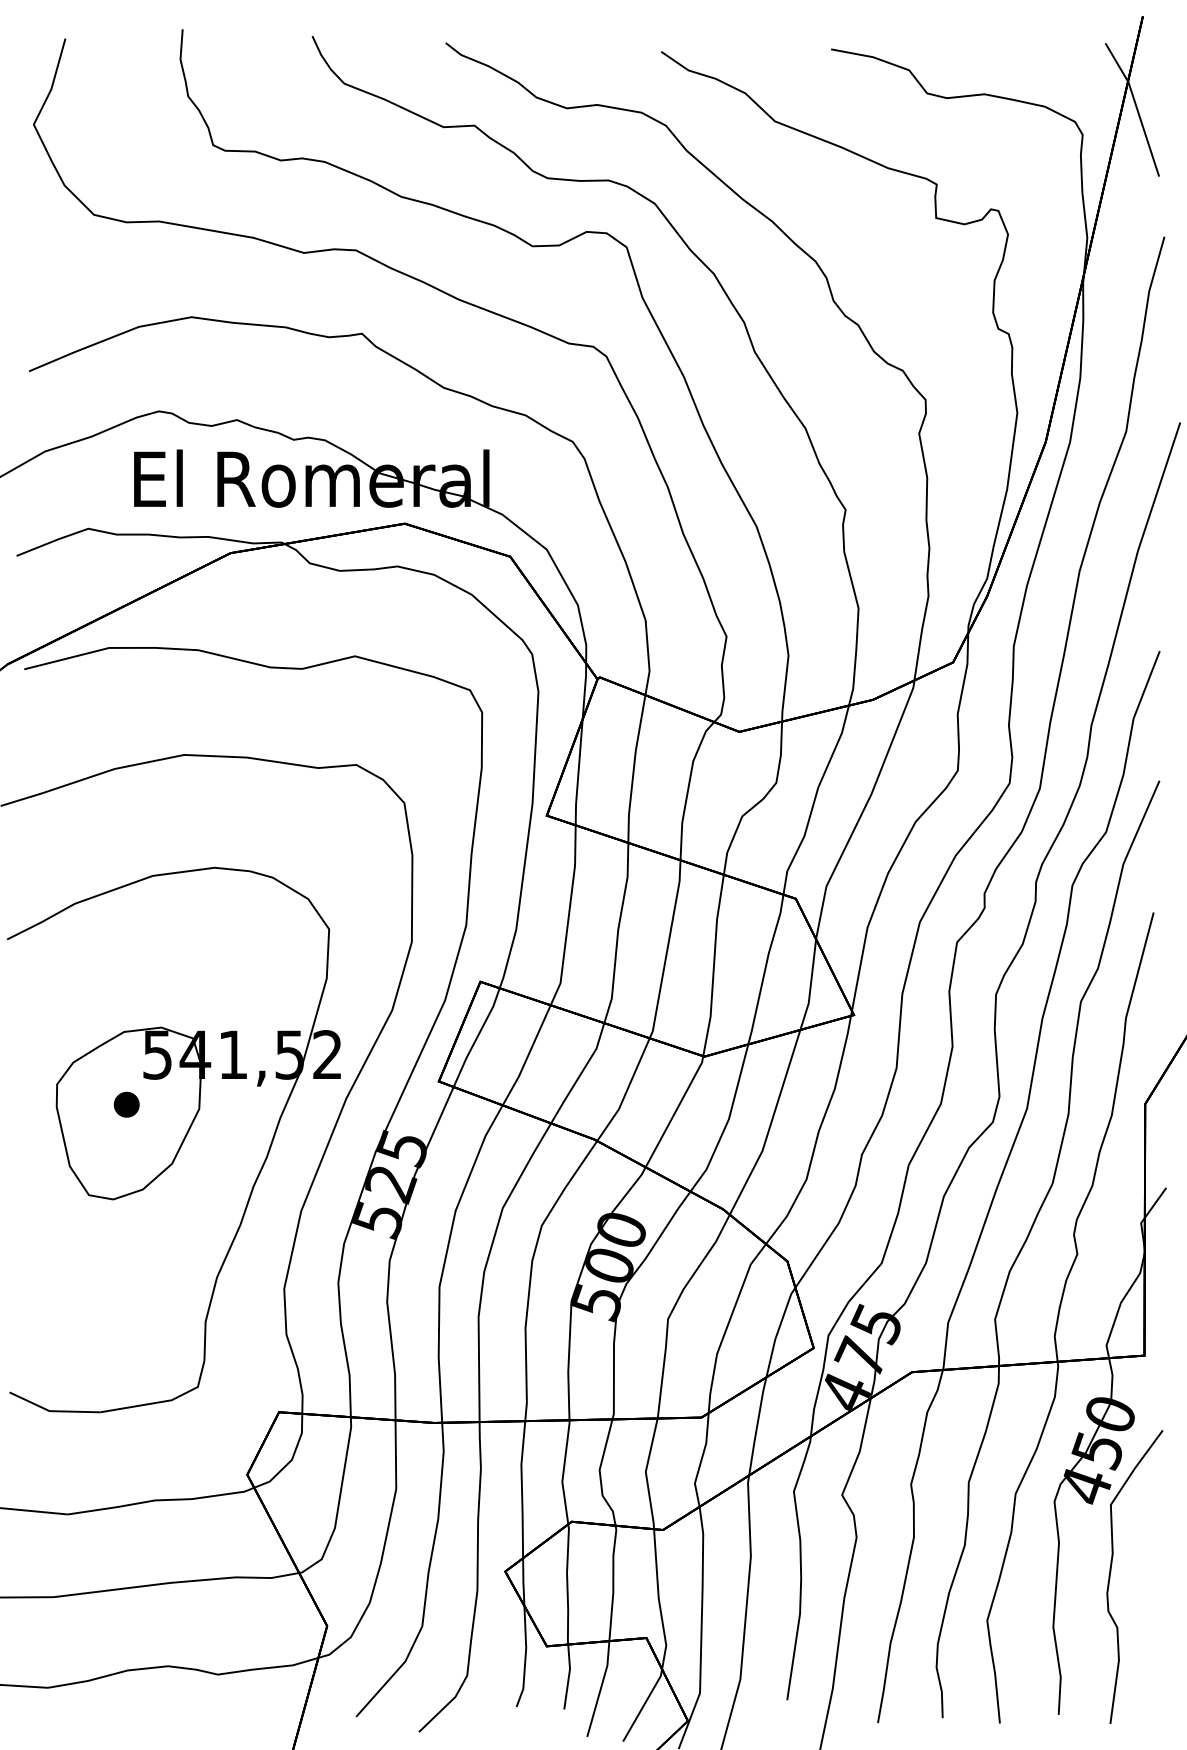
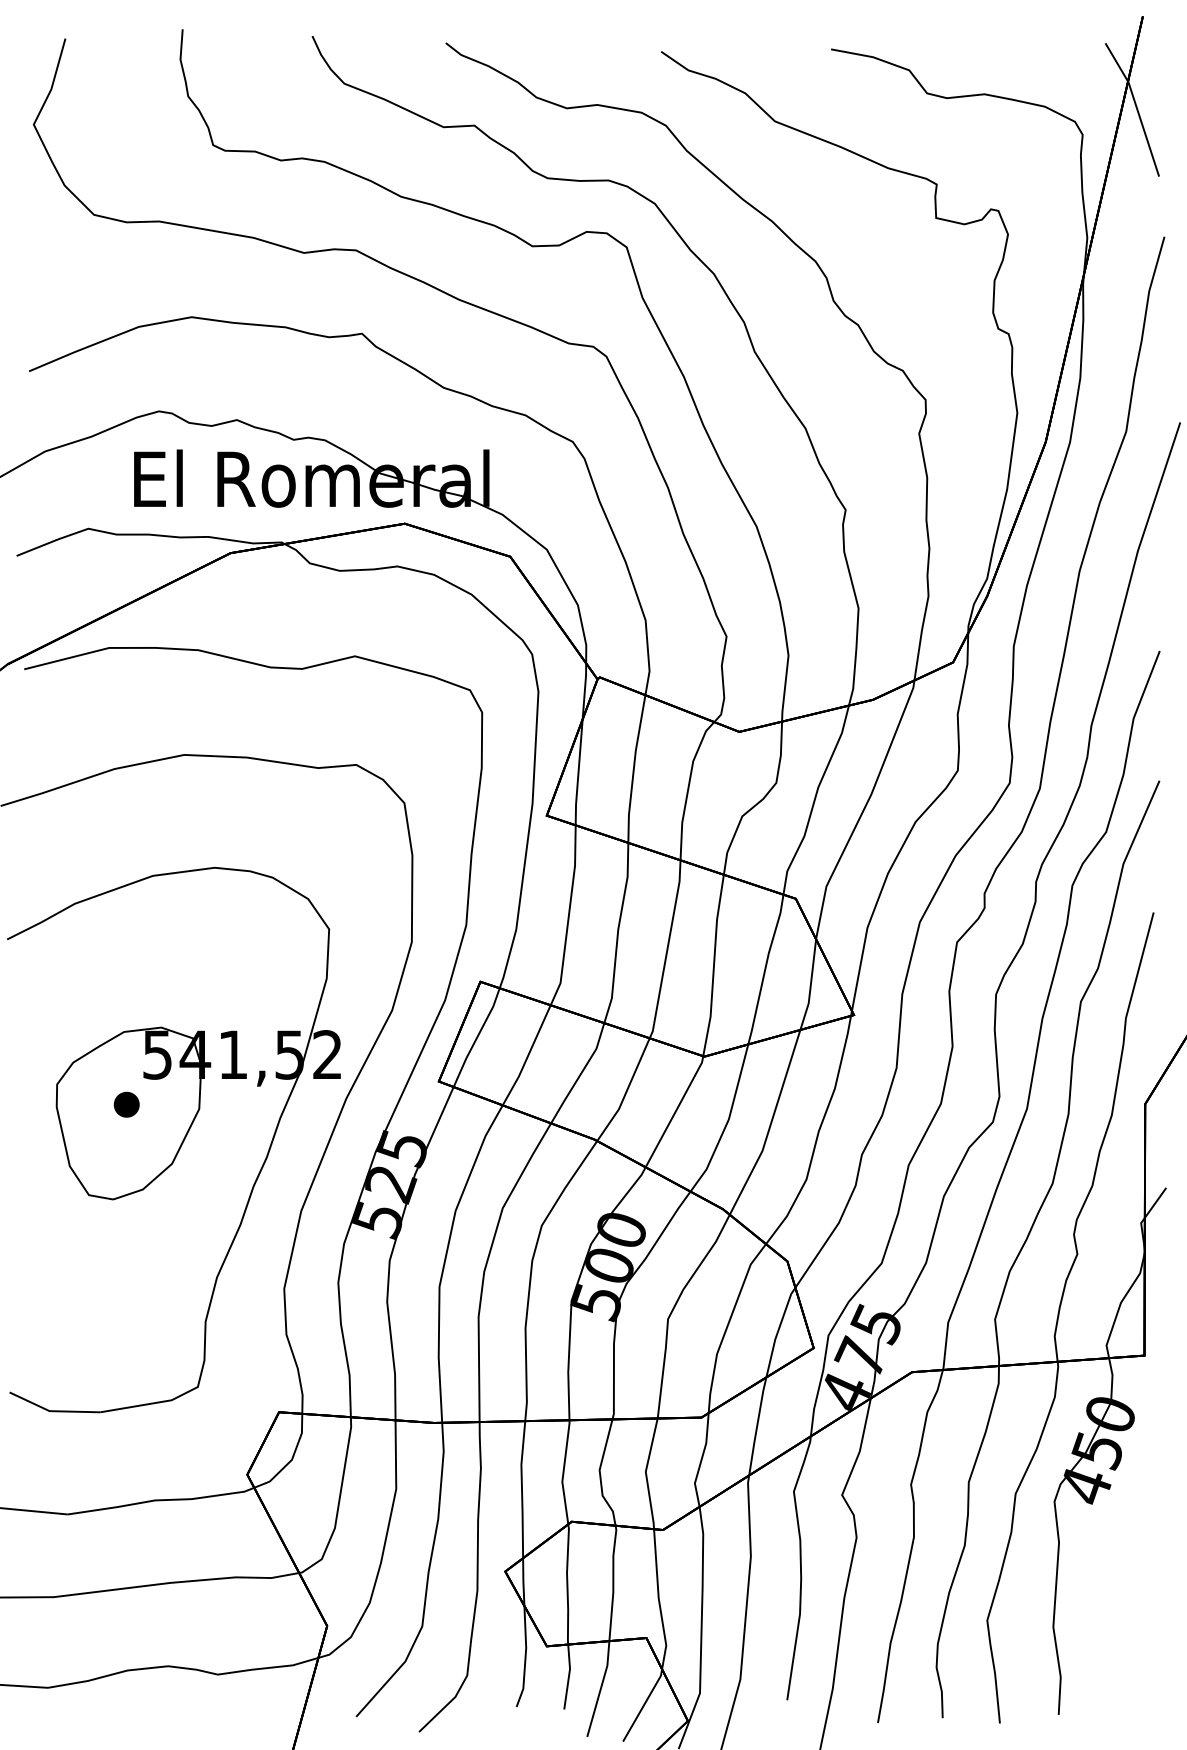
part: present -> none (1111, 1572)
